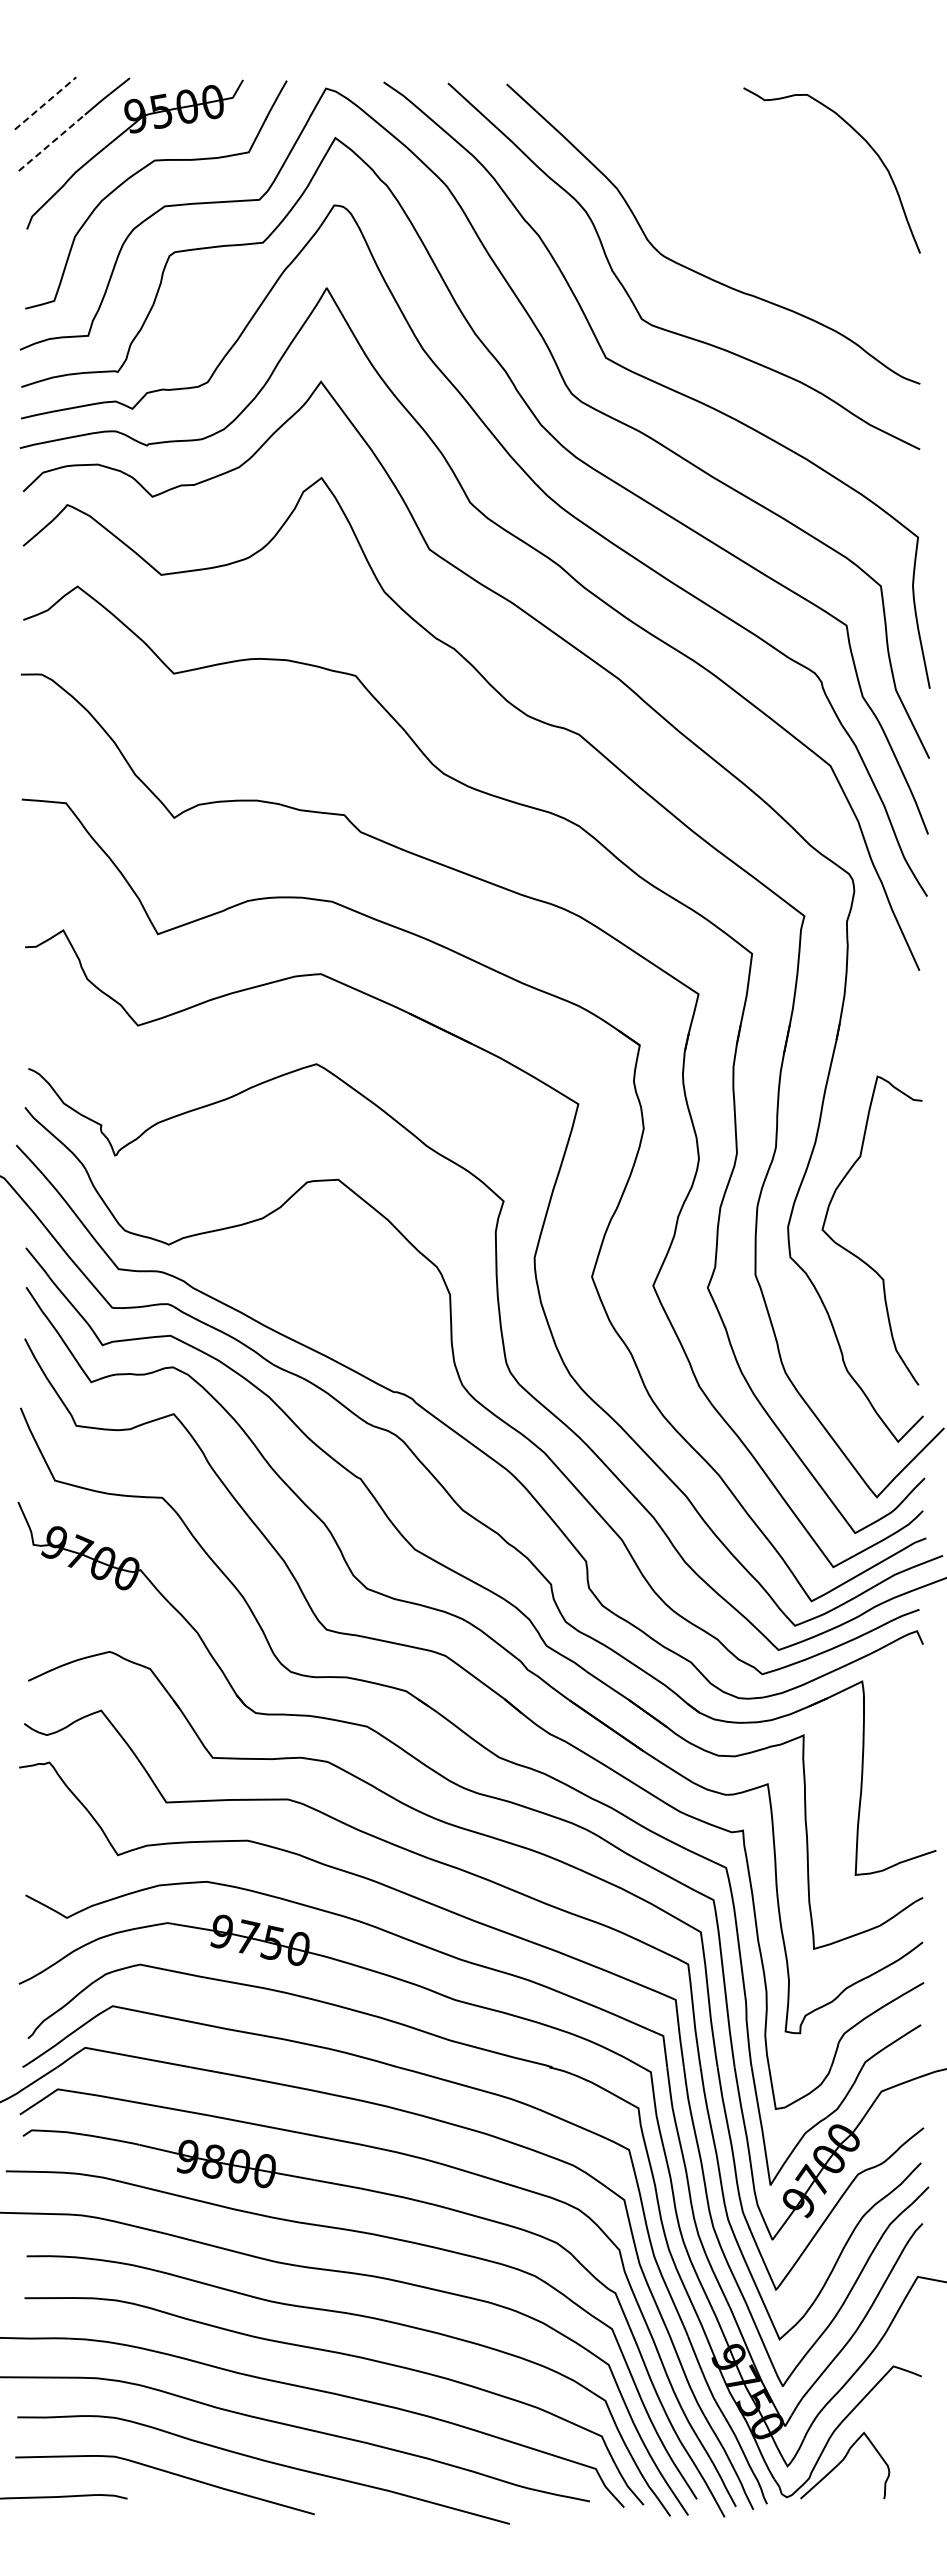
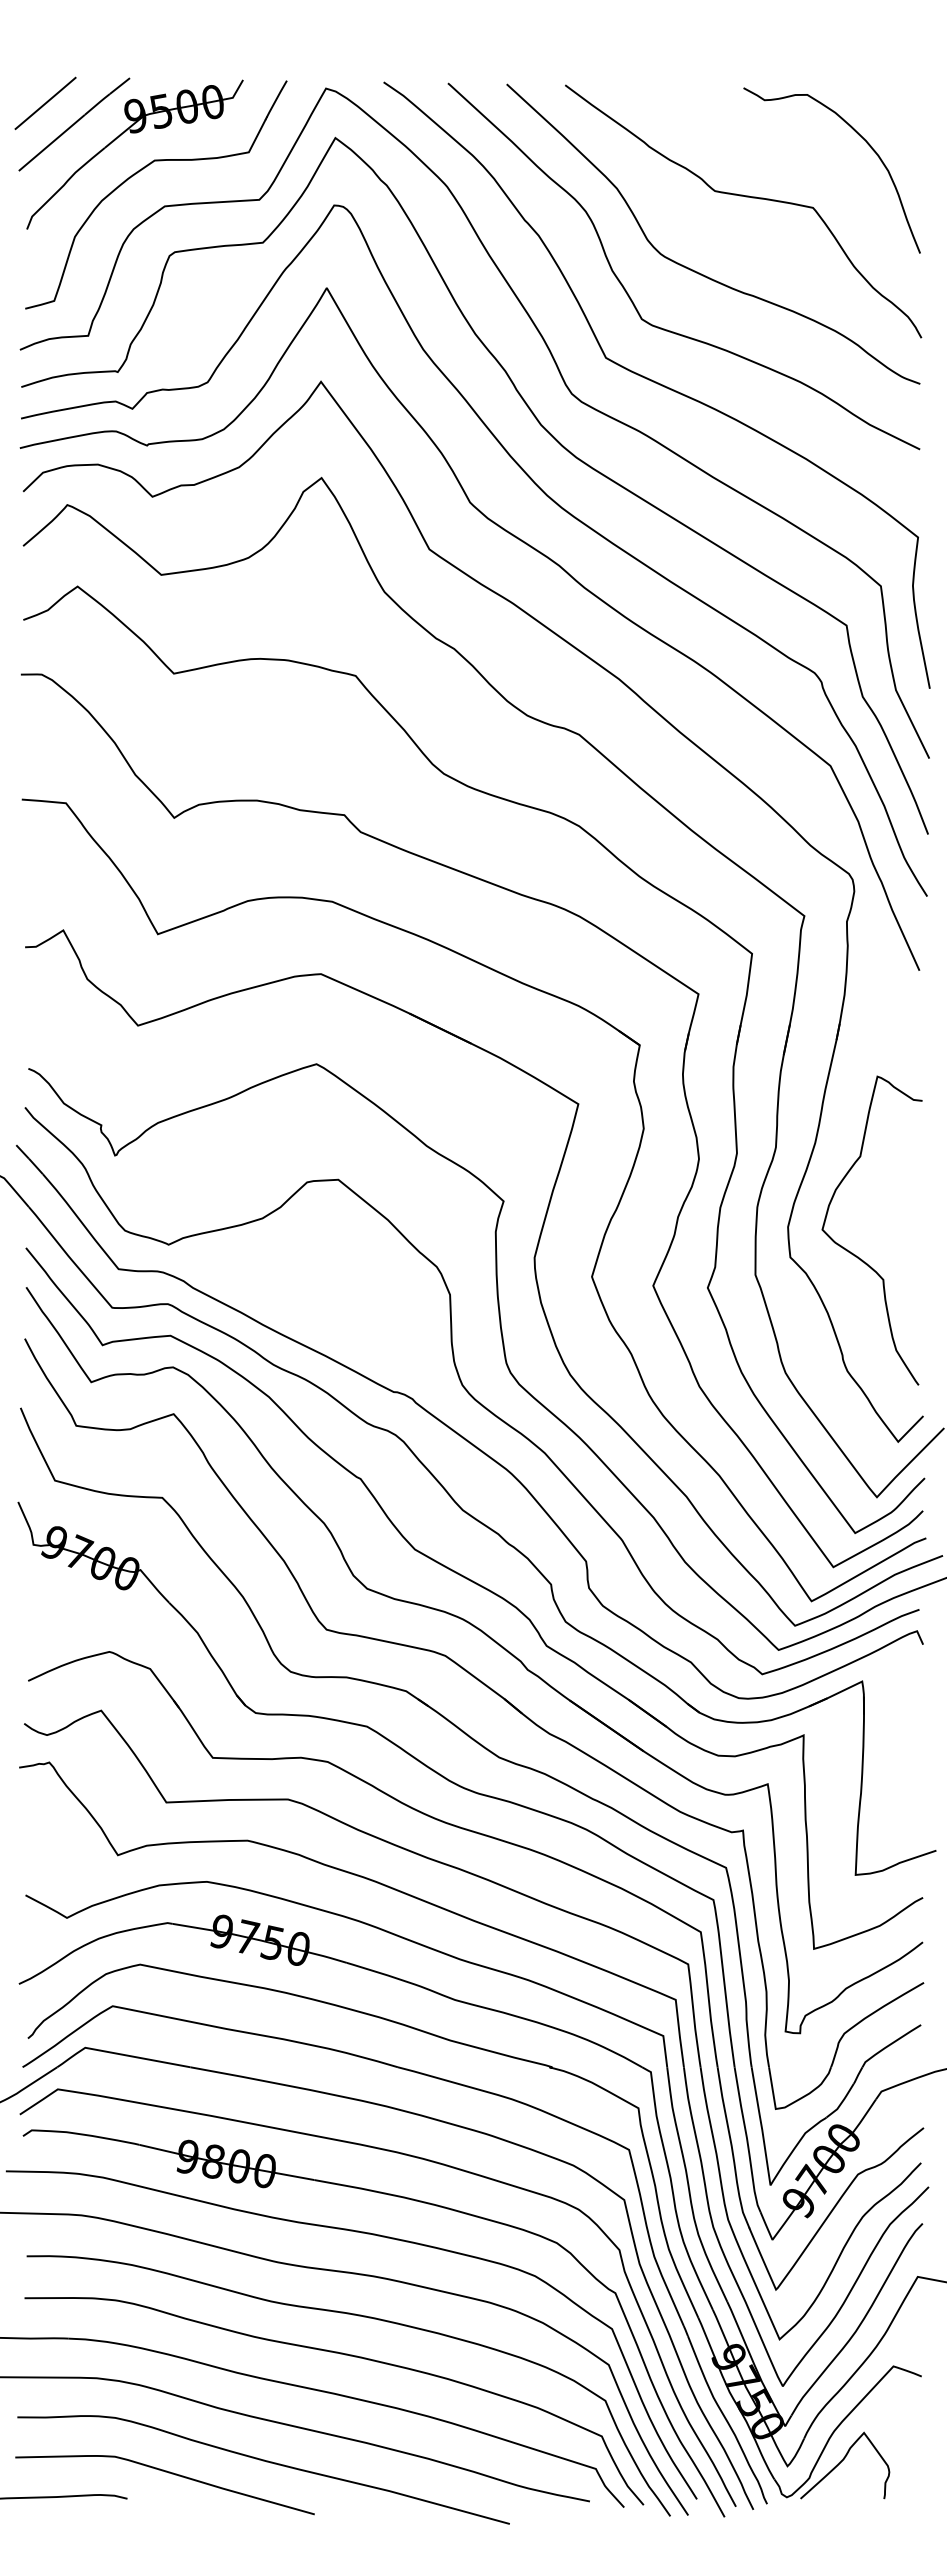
line: dashed -> solid (46, 103)
line: dashed -> solid (52, 142)
curve: none -> present (745, 197)
